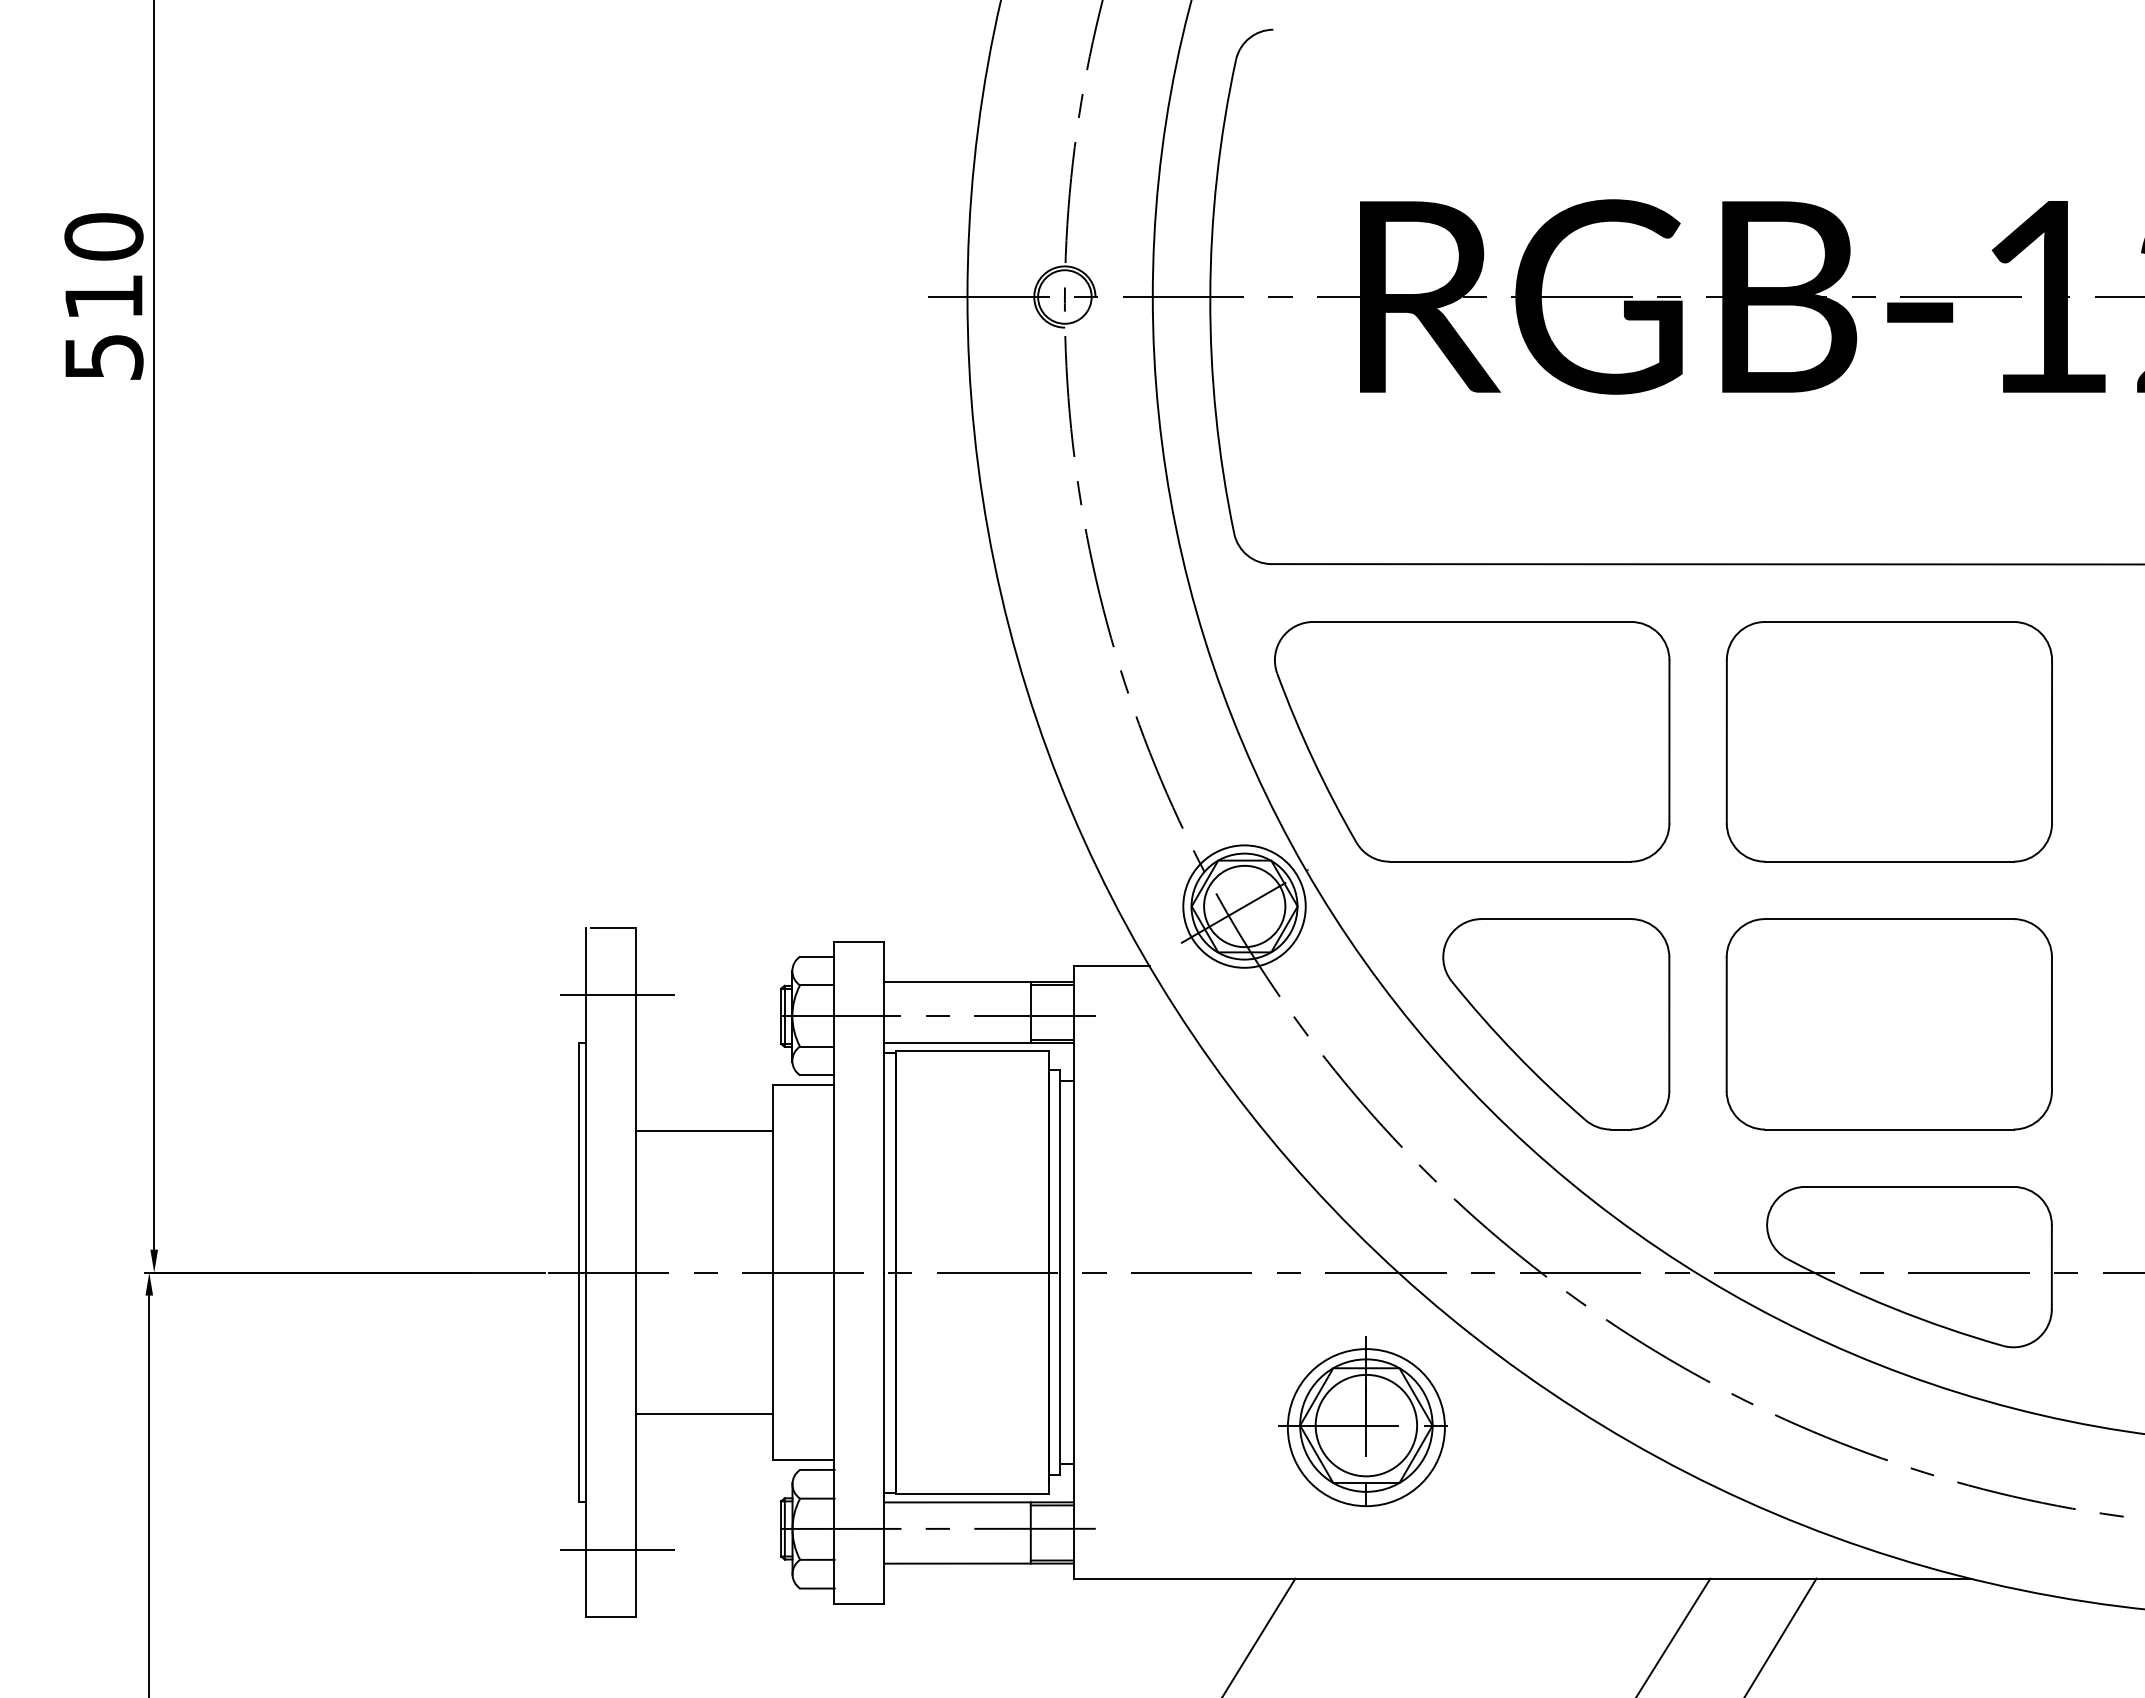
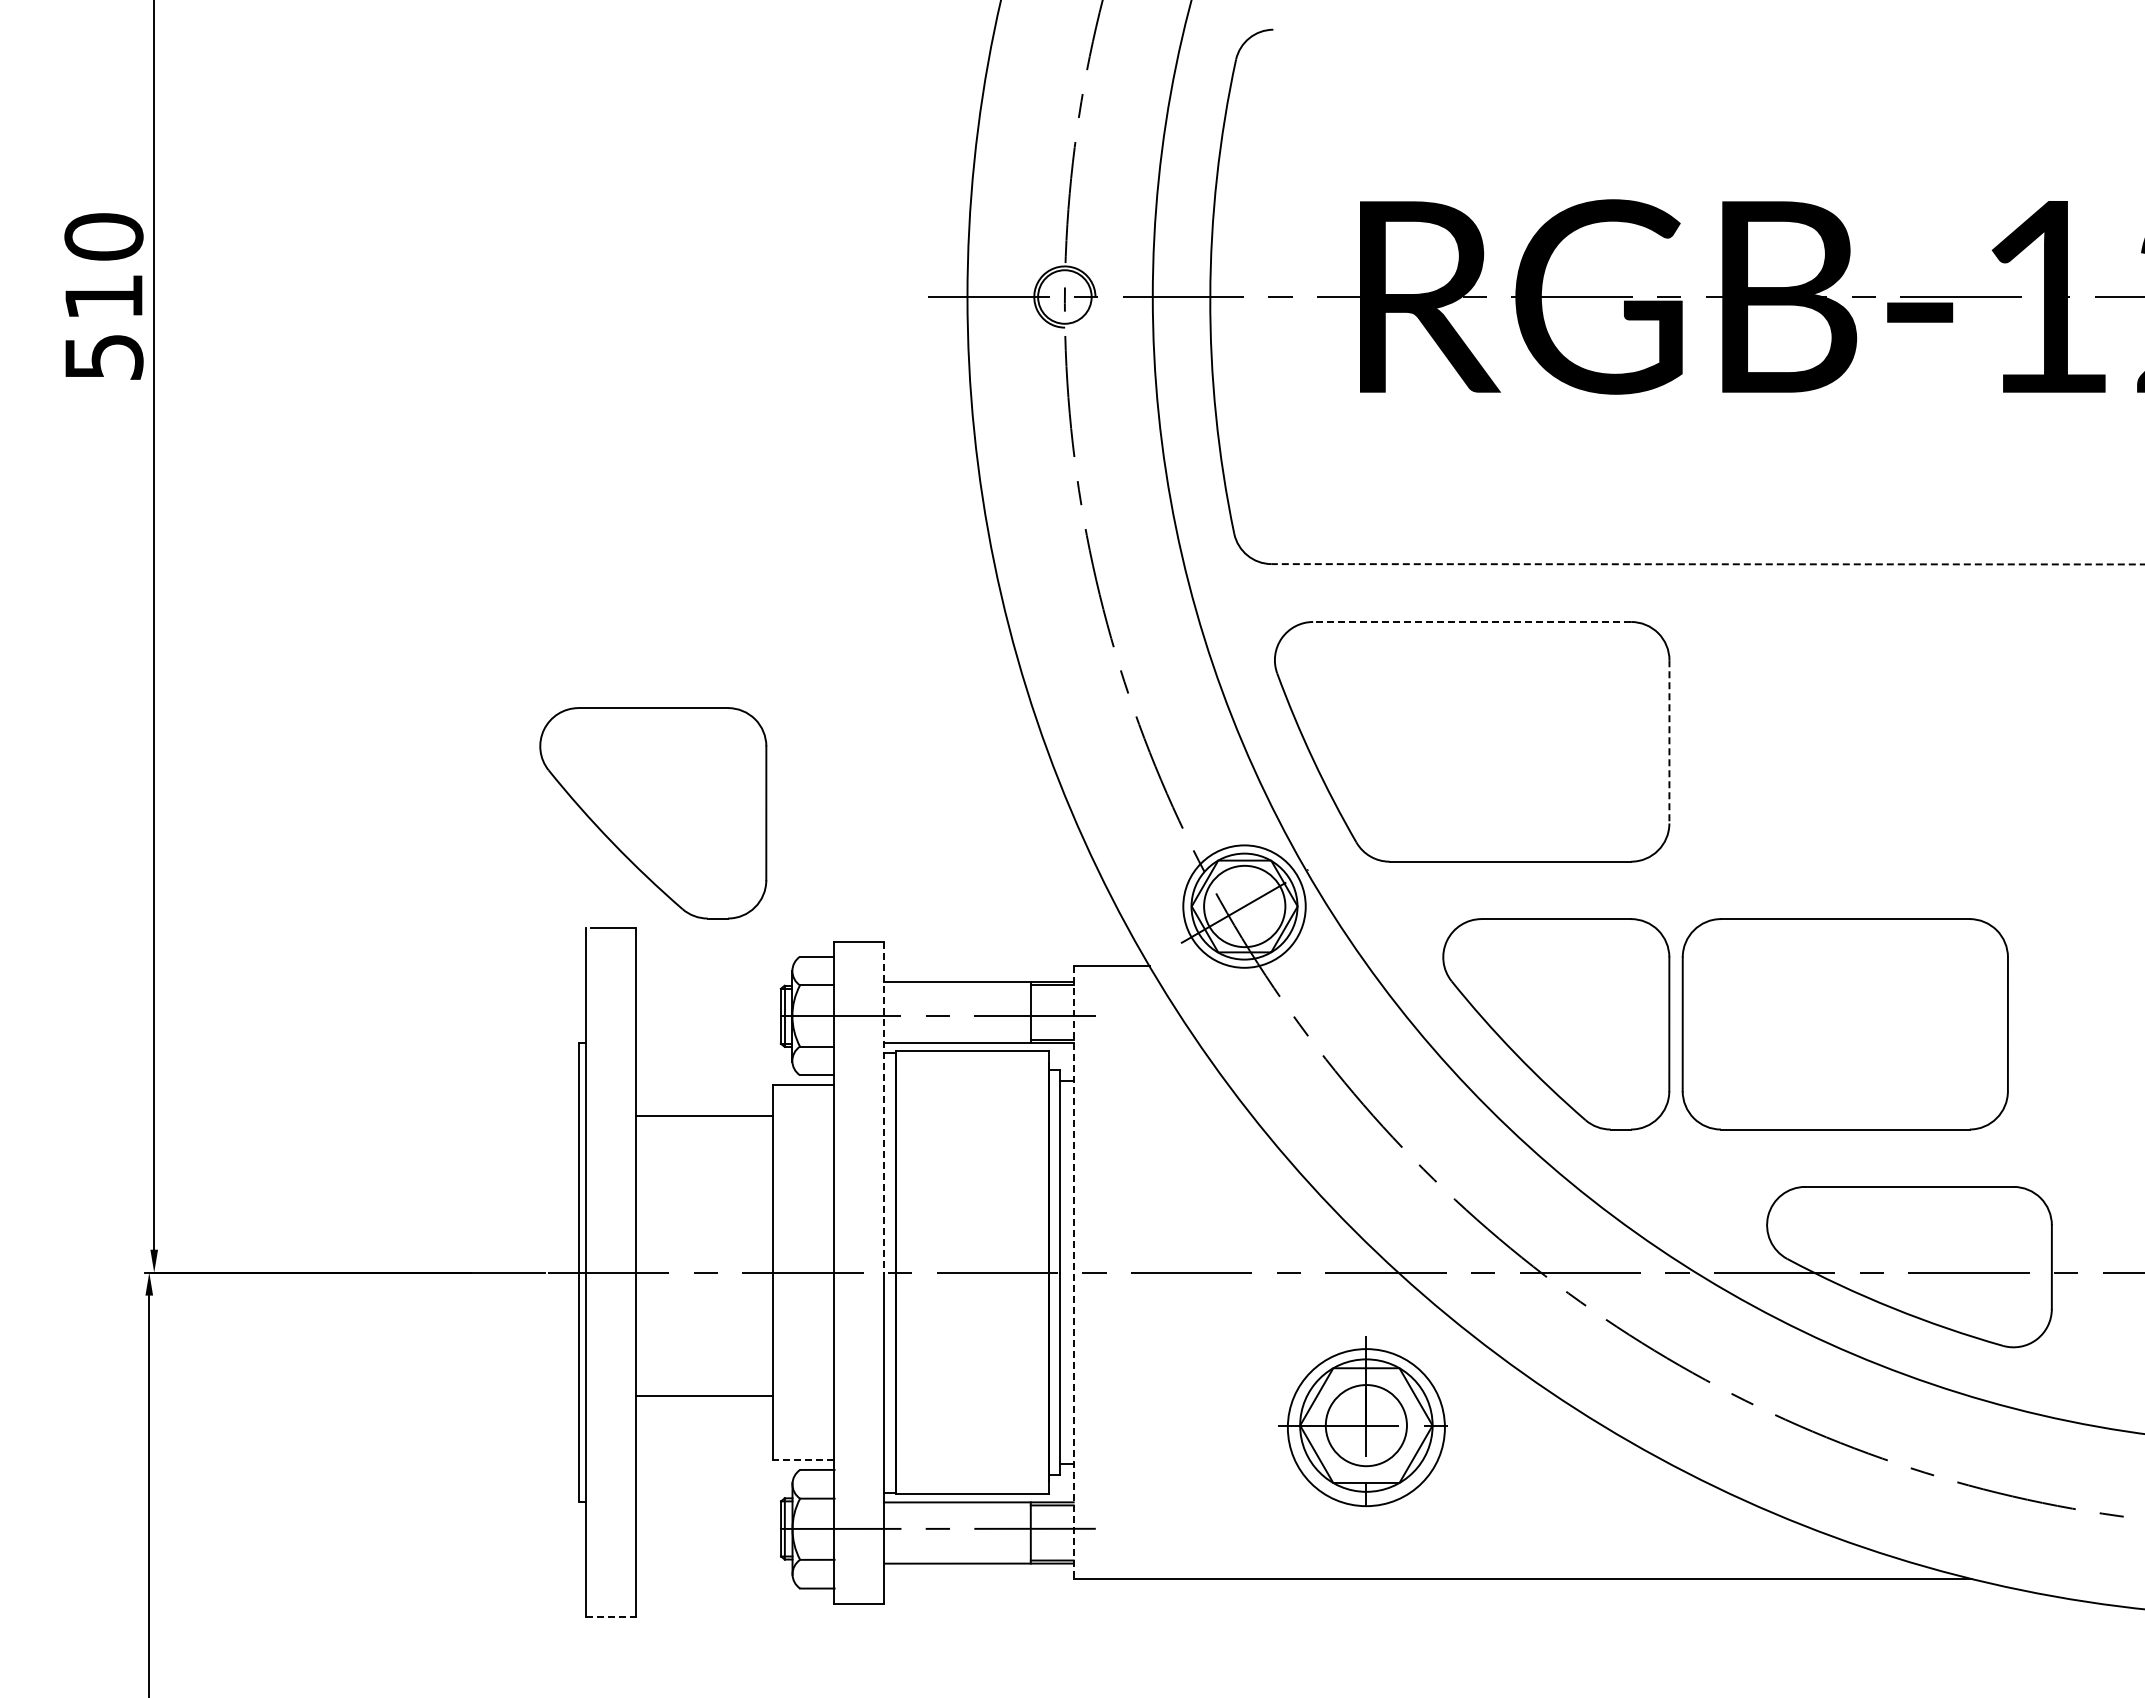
line: solid -> dashed (1708, 564)
line: solid -> dashed (1471, 621)
line: solid -> dashed (1669, 741)
part: present -> none (1888, 741)
part: none -> present (653, 813)
line: present -> none (616, 995)
part position: (1888, 1024) -> (1844, 1024) (1844, 1024)
line: solid -> dashed (884, 1107)
line position: (704, 1130) -> (704, 1115) (704, 1115)
line: solid -> dashed (1073, 1273)
line position: (704, 1414) -> (704, 1396) (704, 1396)
circle diameter: 101 px -> 81 px (1365, 1425)
line: solid -> dashed (803, 1460)
line: present -> none (616, 1550)
line: solid -> dashed (611, 1616)
line: present -> none (1259, 1636)
line: present -> none (1673, 1636)
line: present -> none (1781, 1636)
